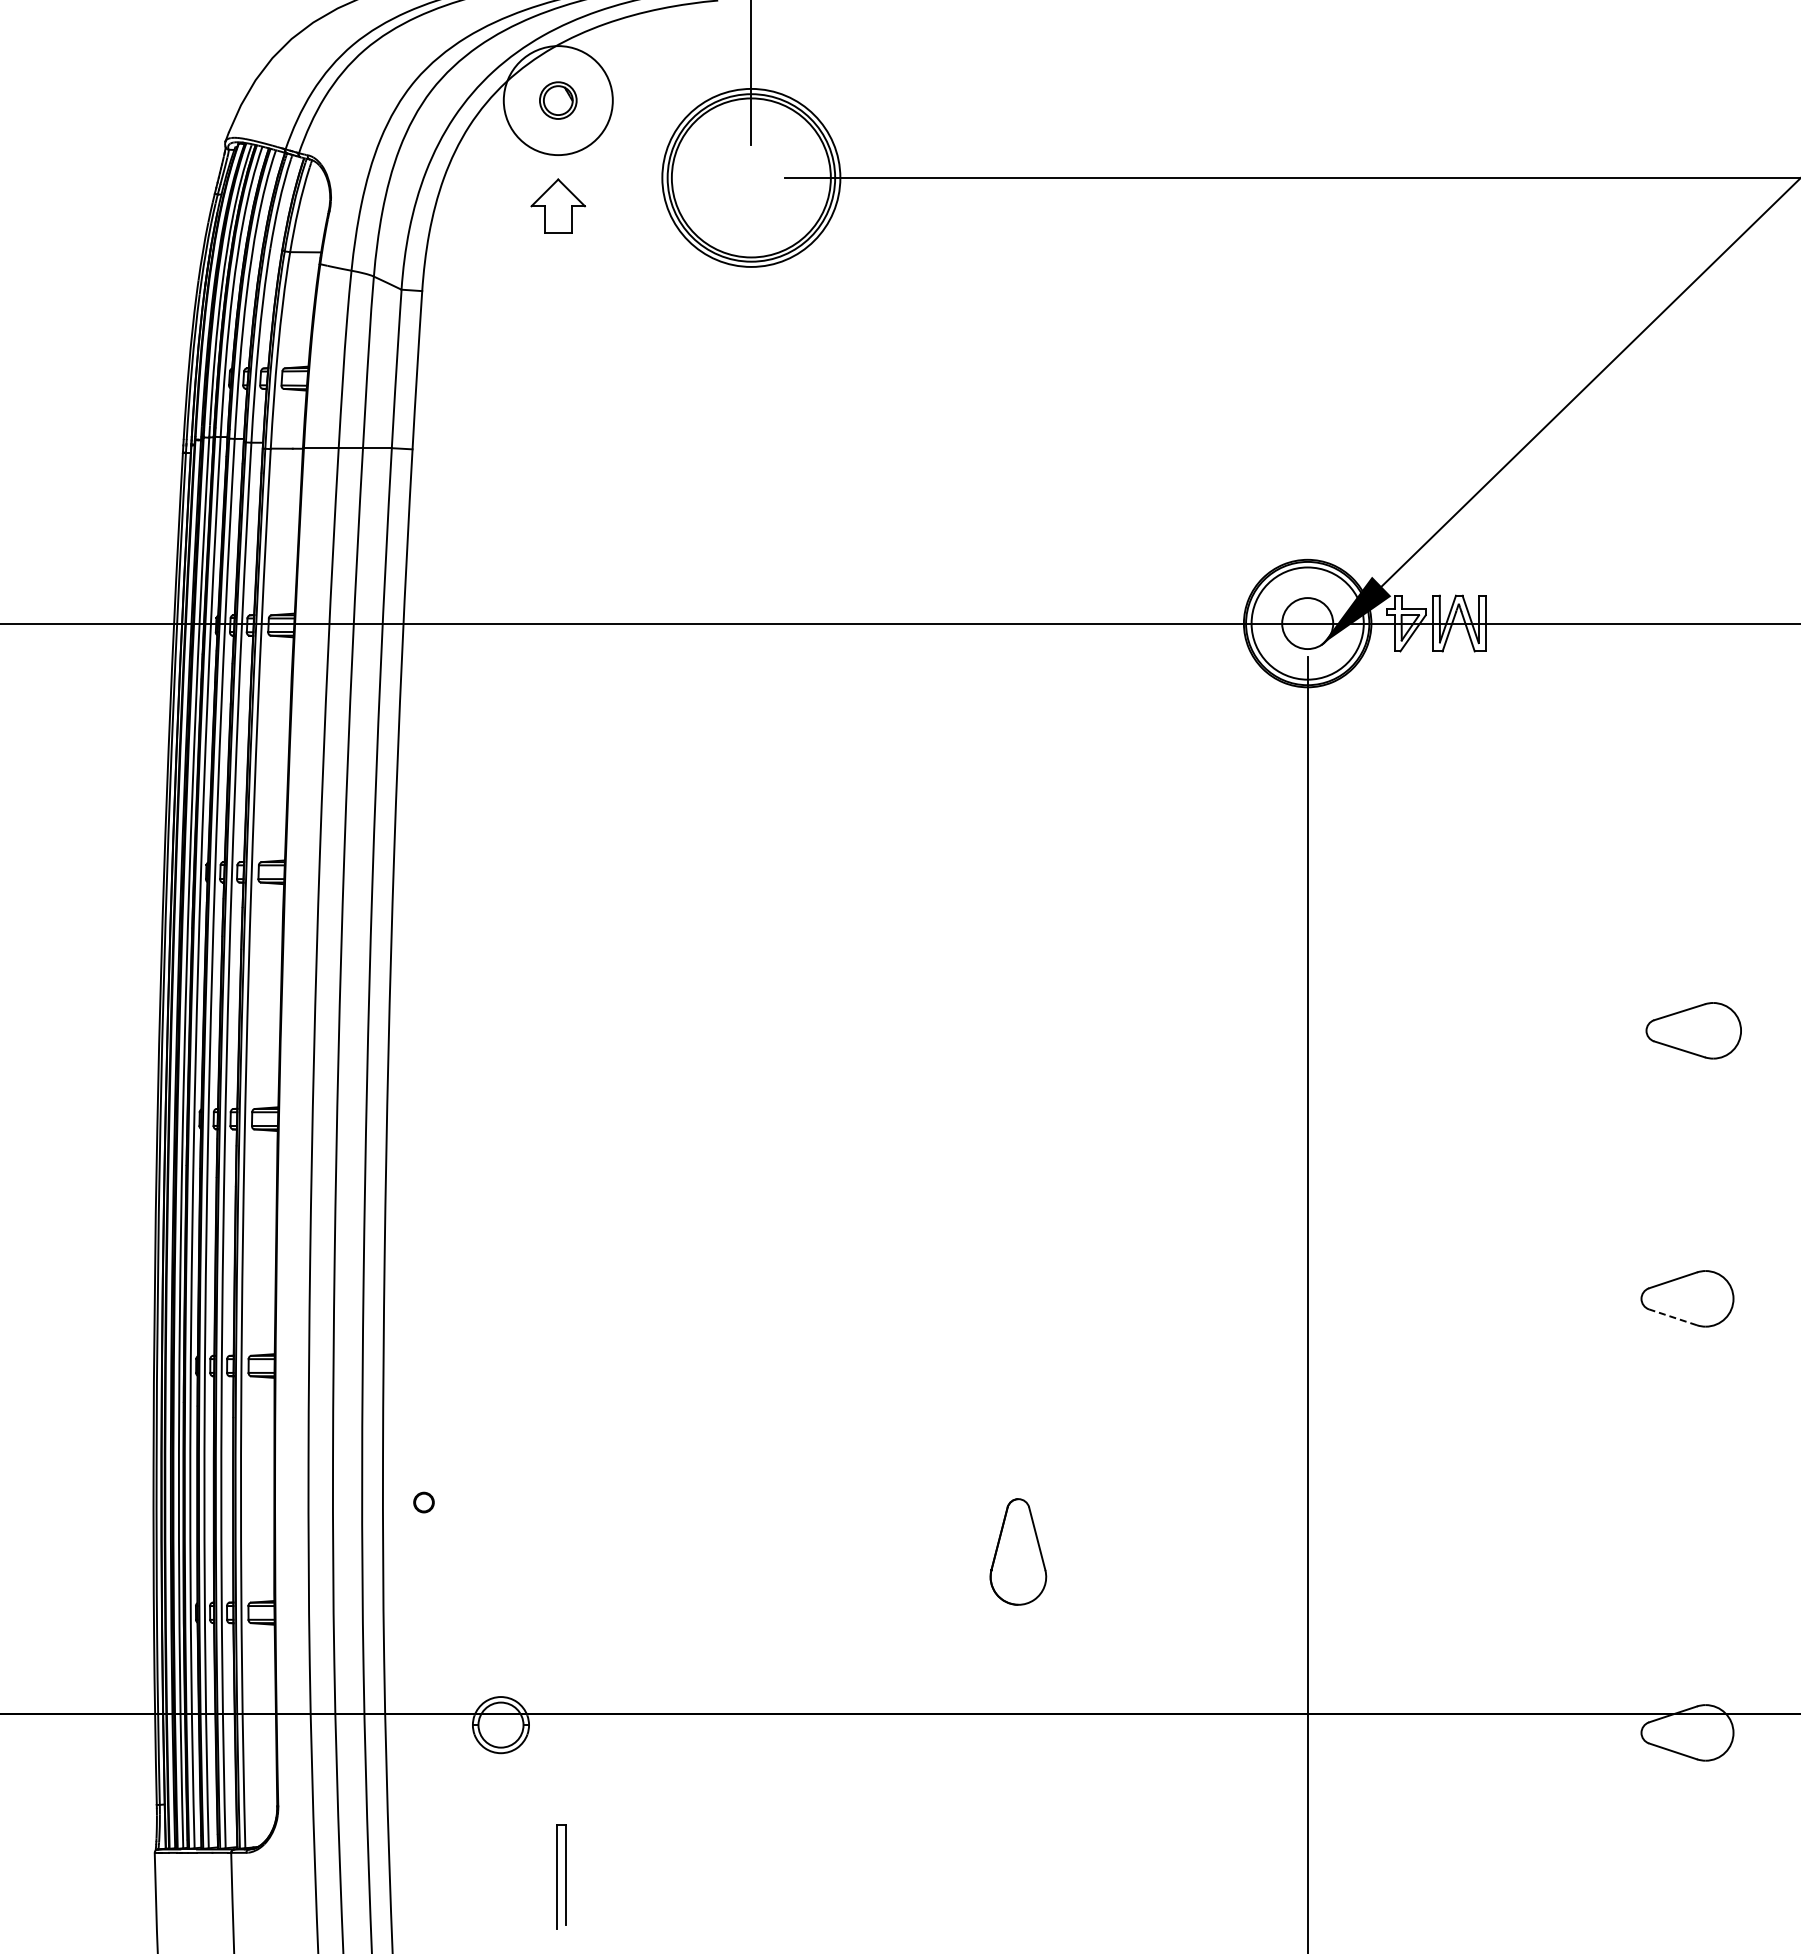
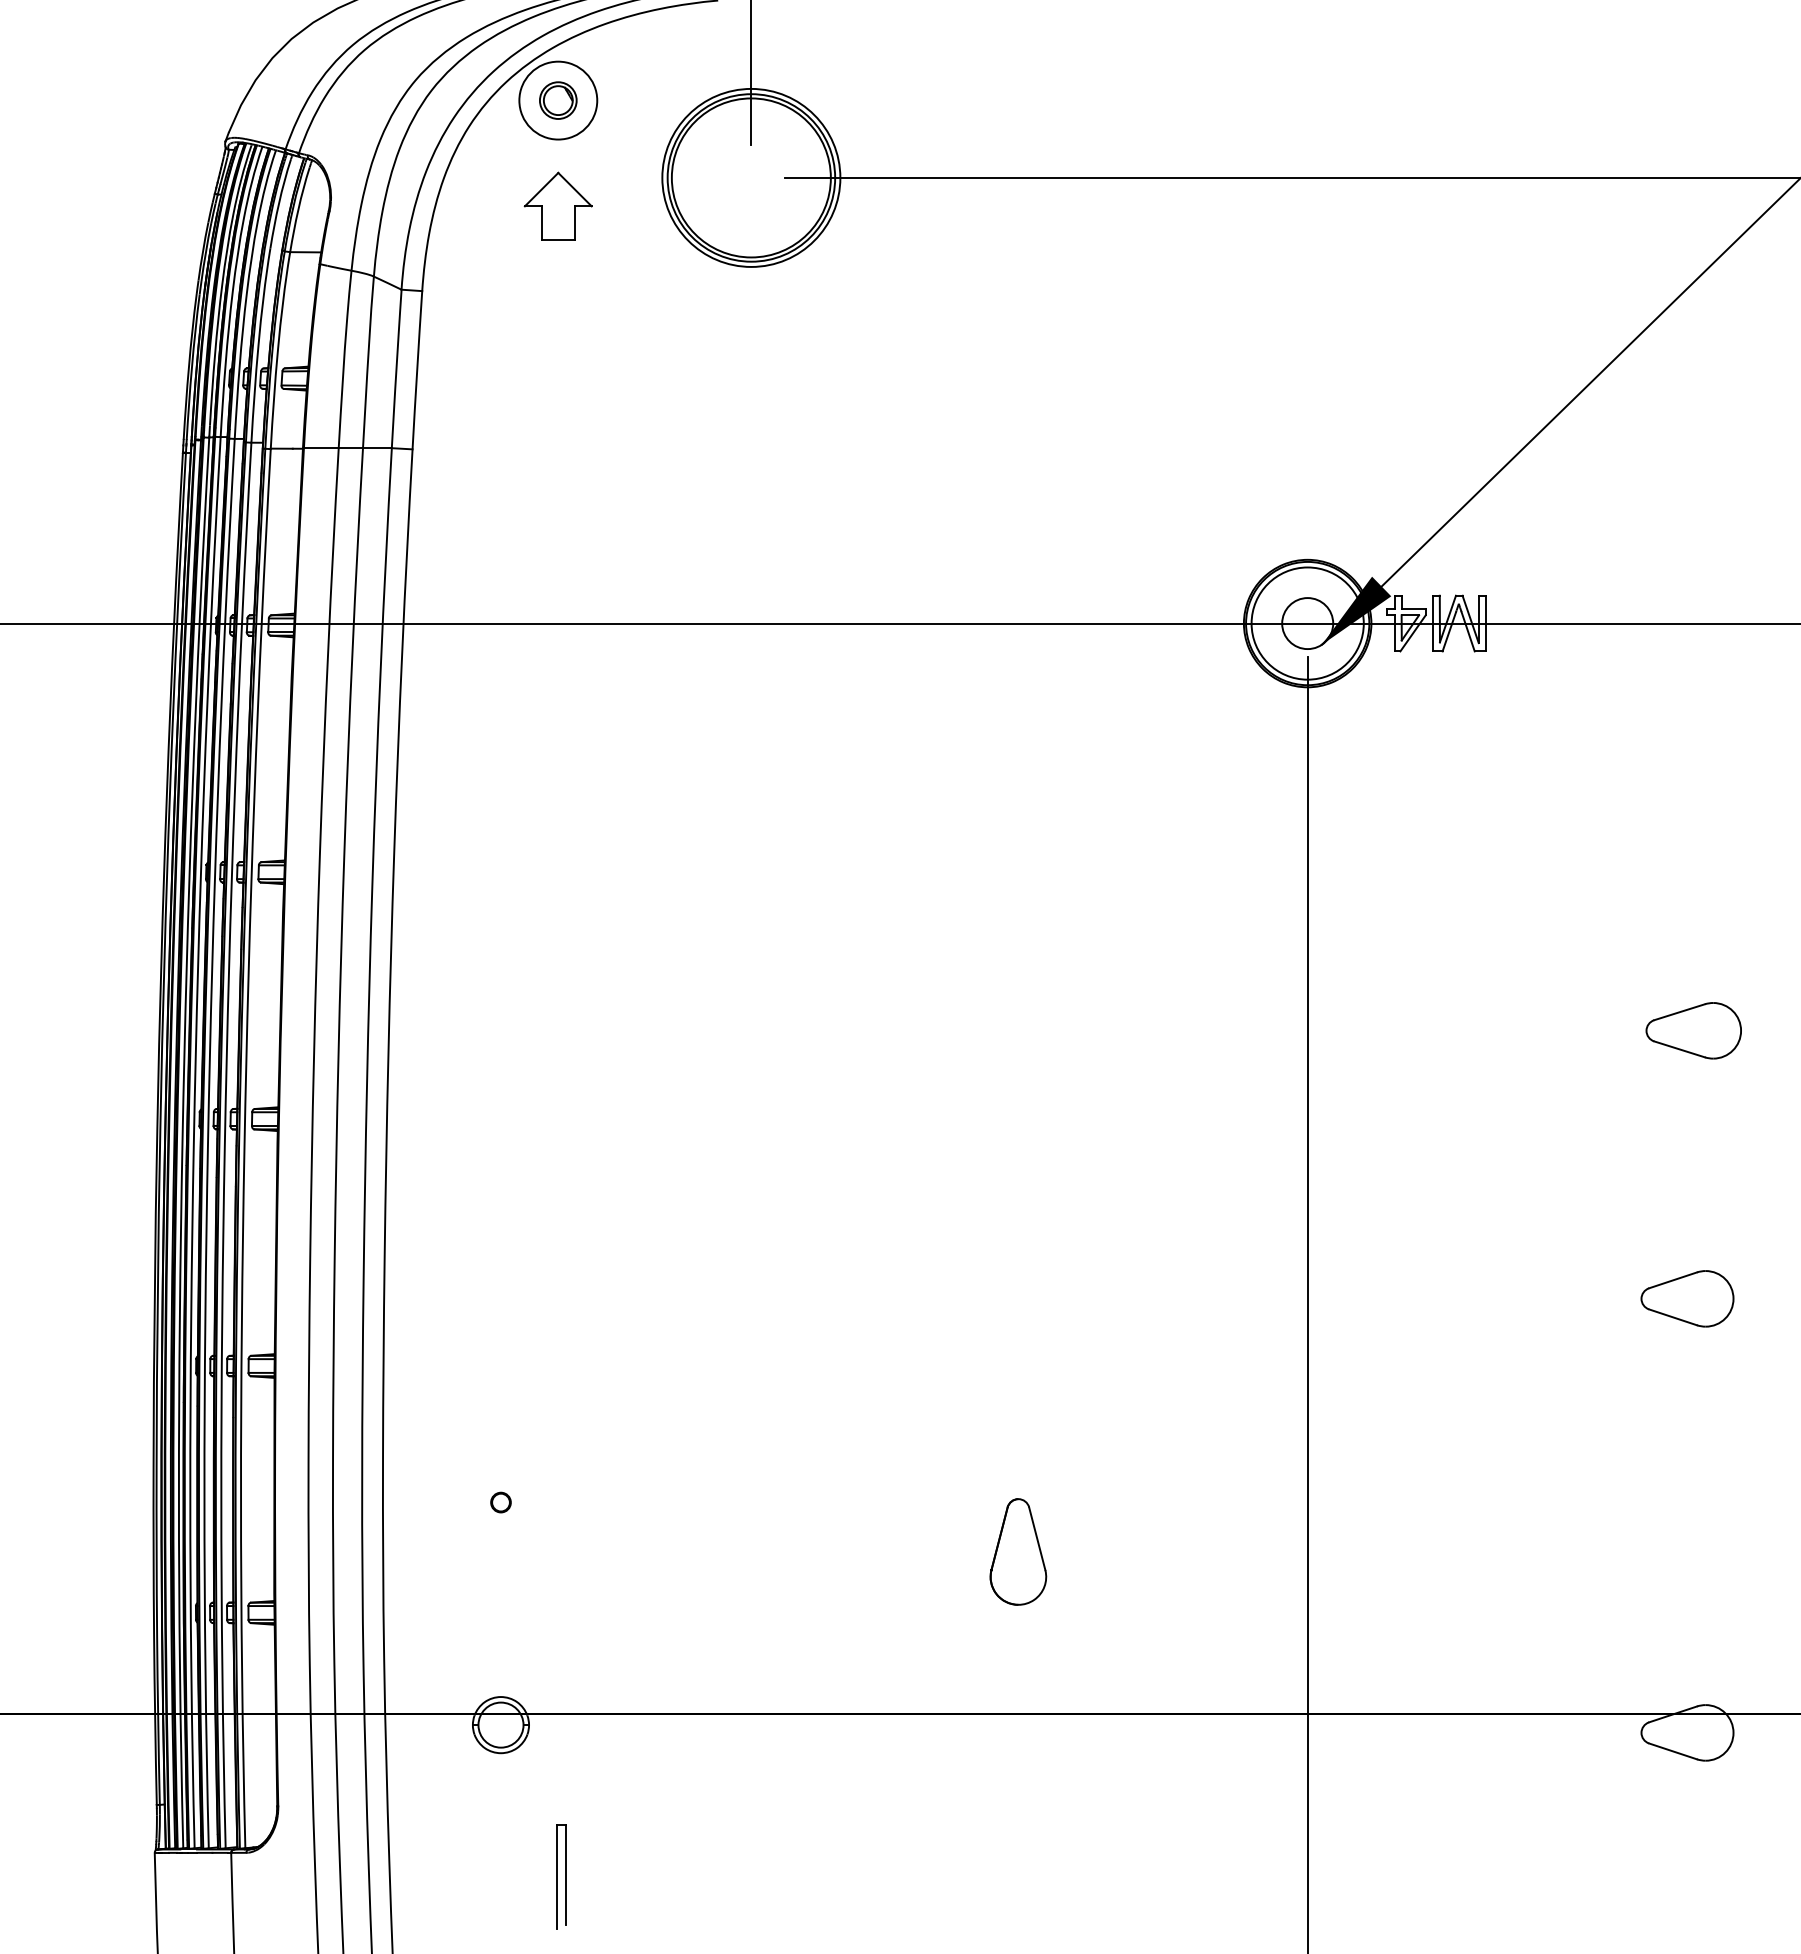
circle diameter: 109 px -> 78 px (558, 100)
part size: 56x56 px -> 70x70 px (557, 205)
line: dashed -> solid (1672, 1317)
part position: (423, 1502) -> (500, 1502) (500, 1502)
